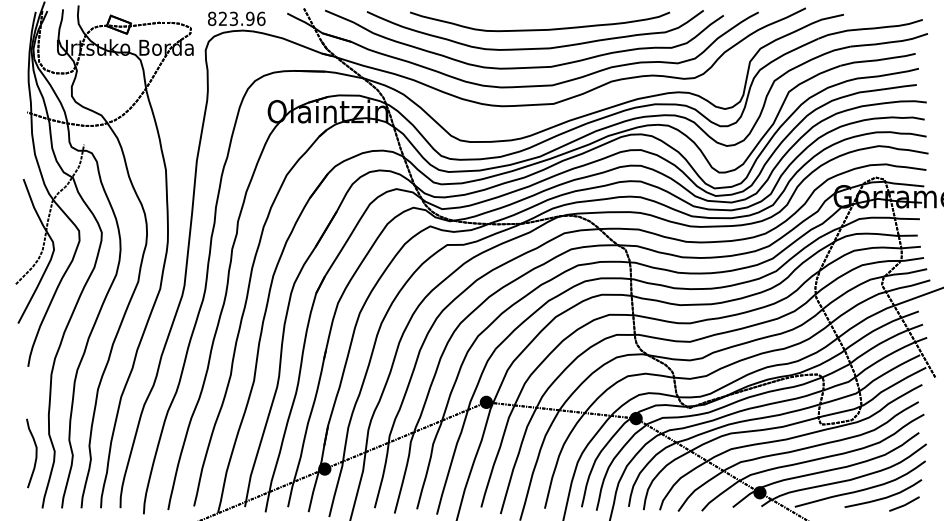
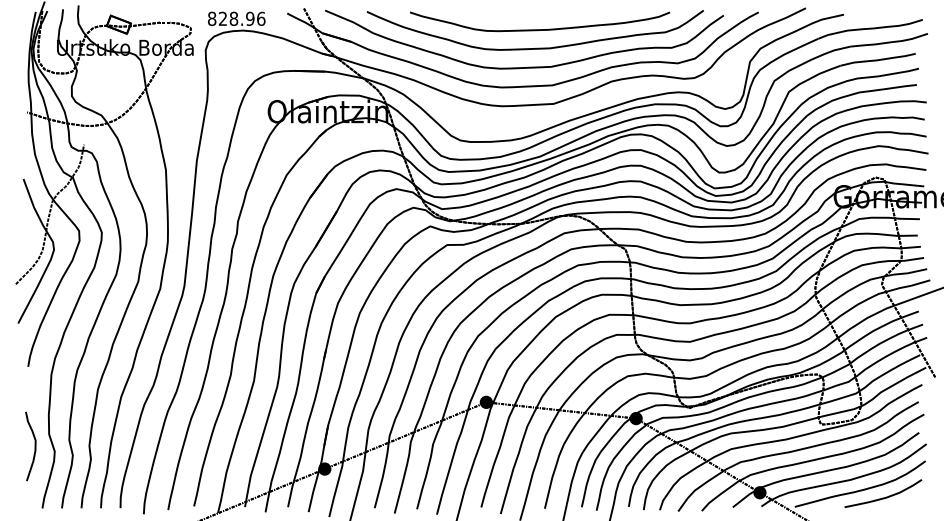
text: 823.96 -> 828.96 (233, 18)
curve position: (35, 453) -> (34, 446) (34, 446)
line: present -> none (905, 503)
